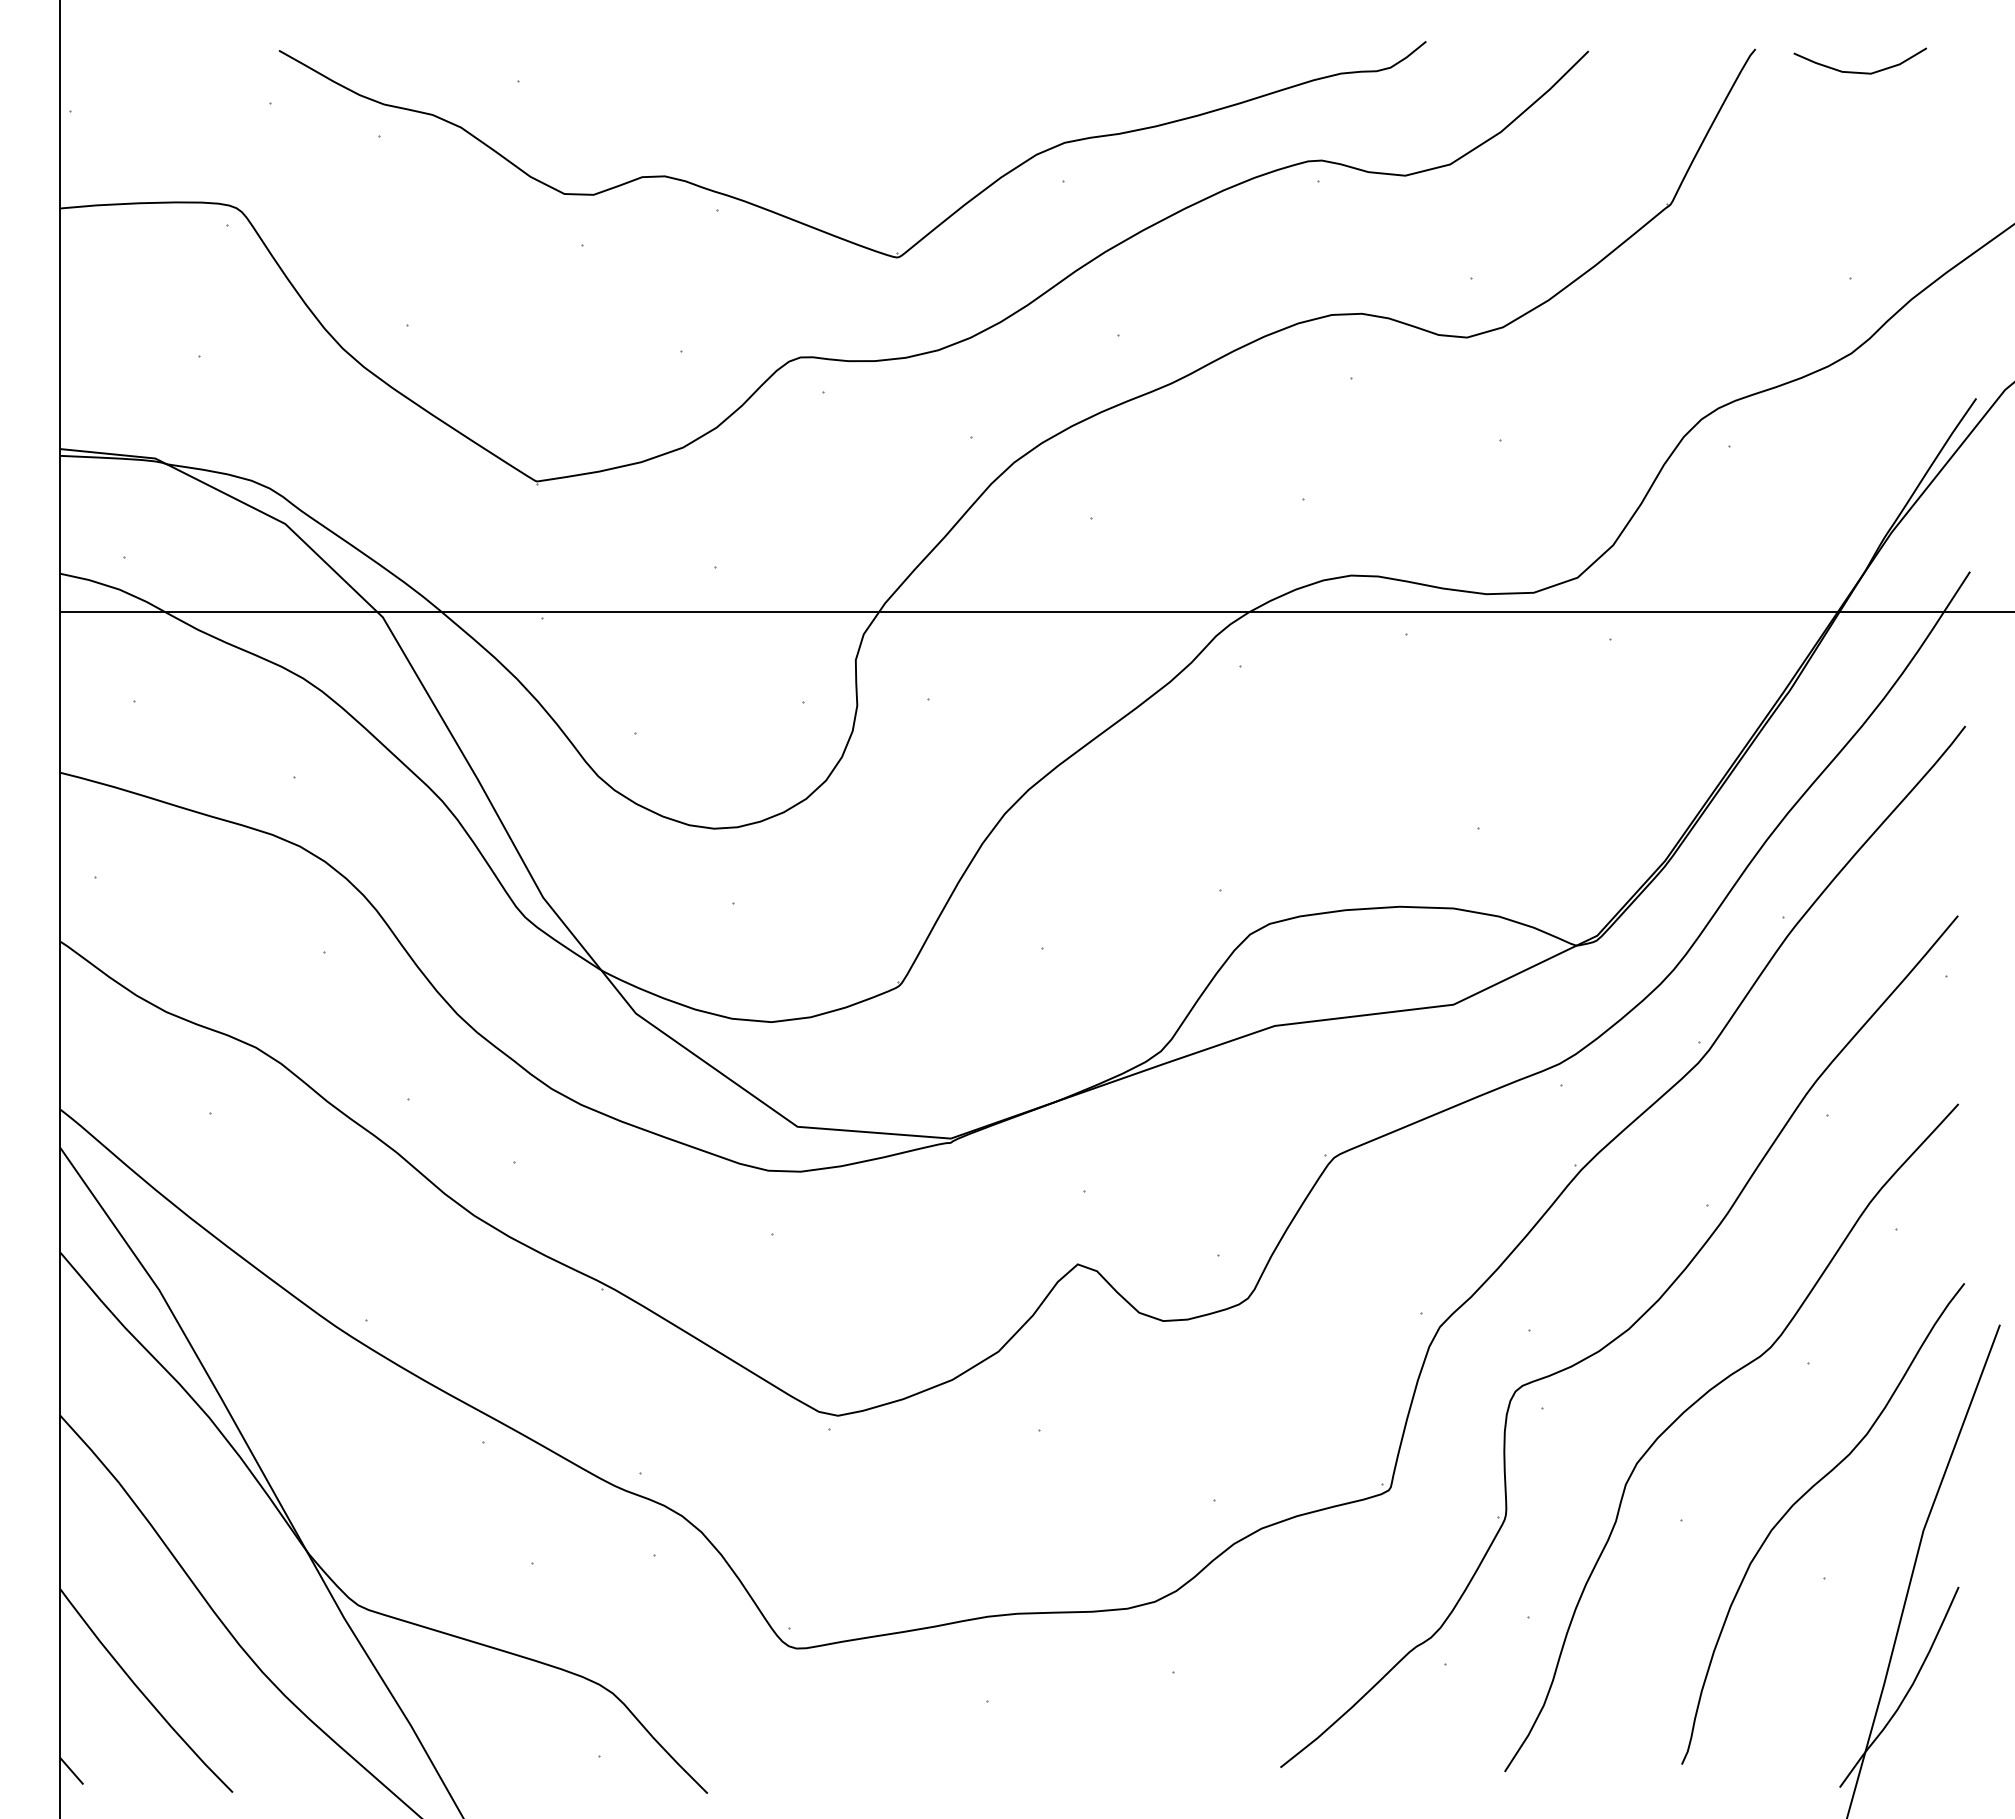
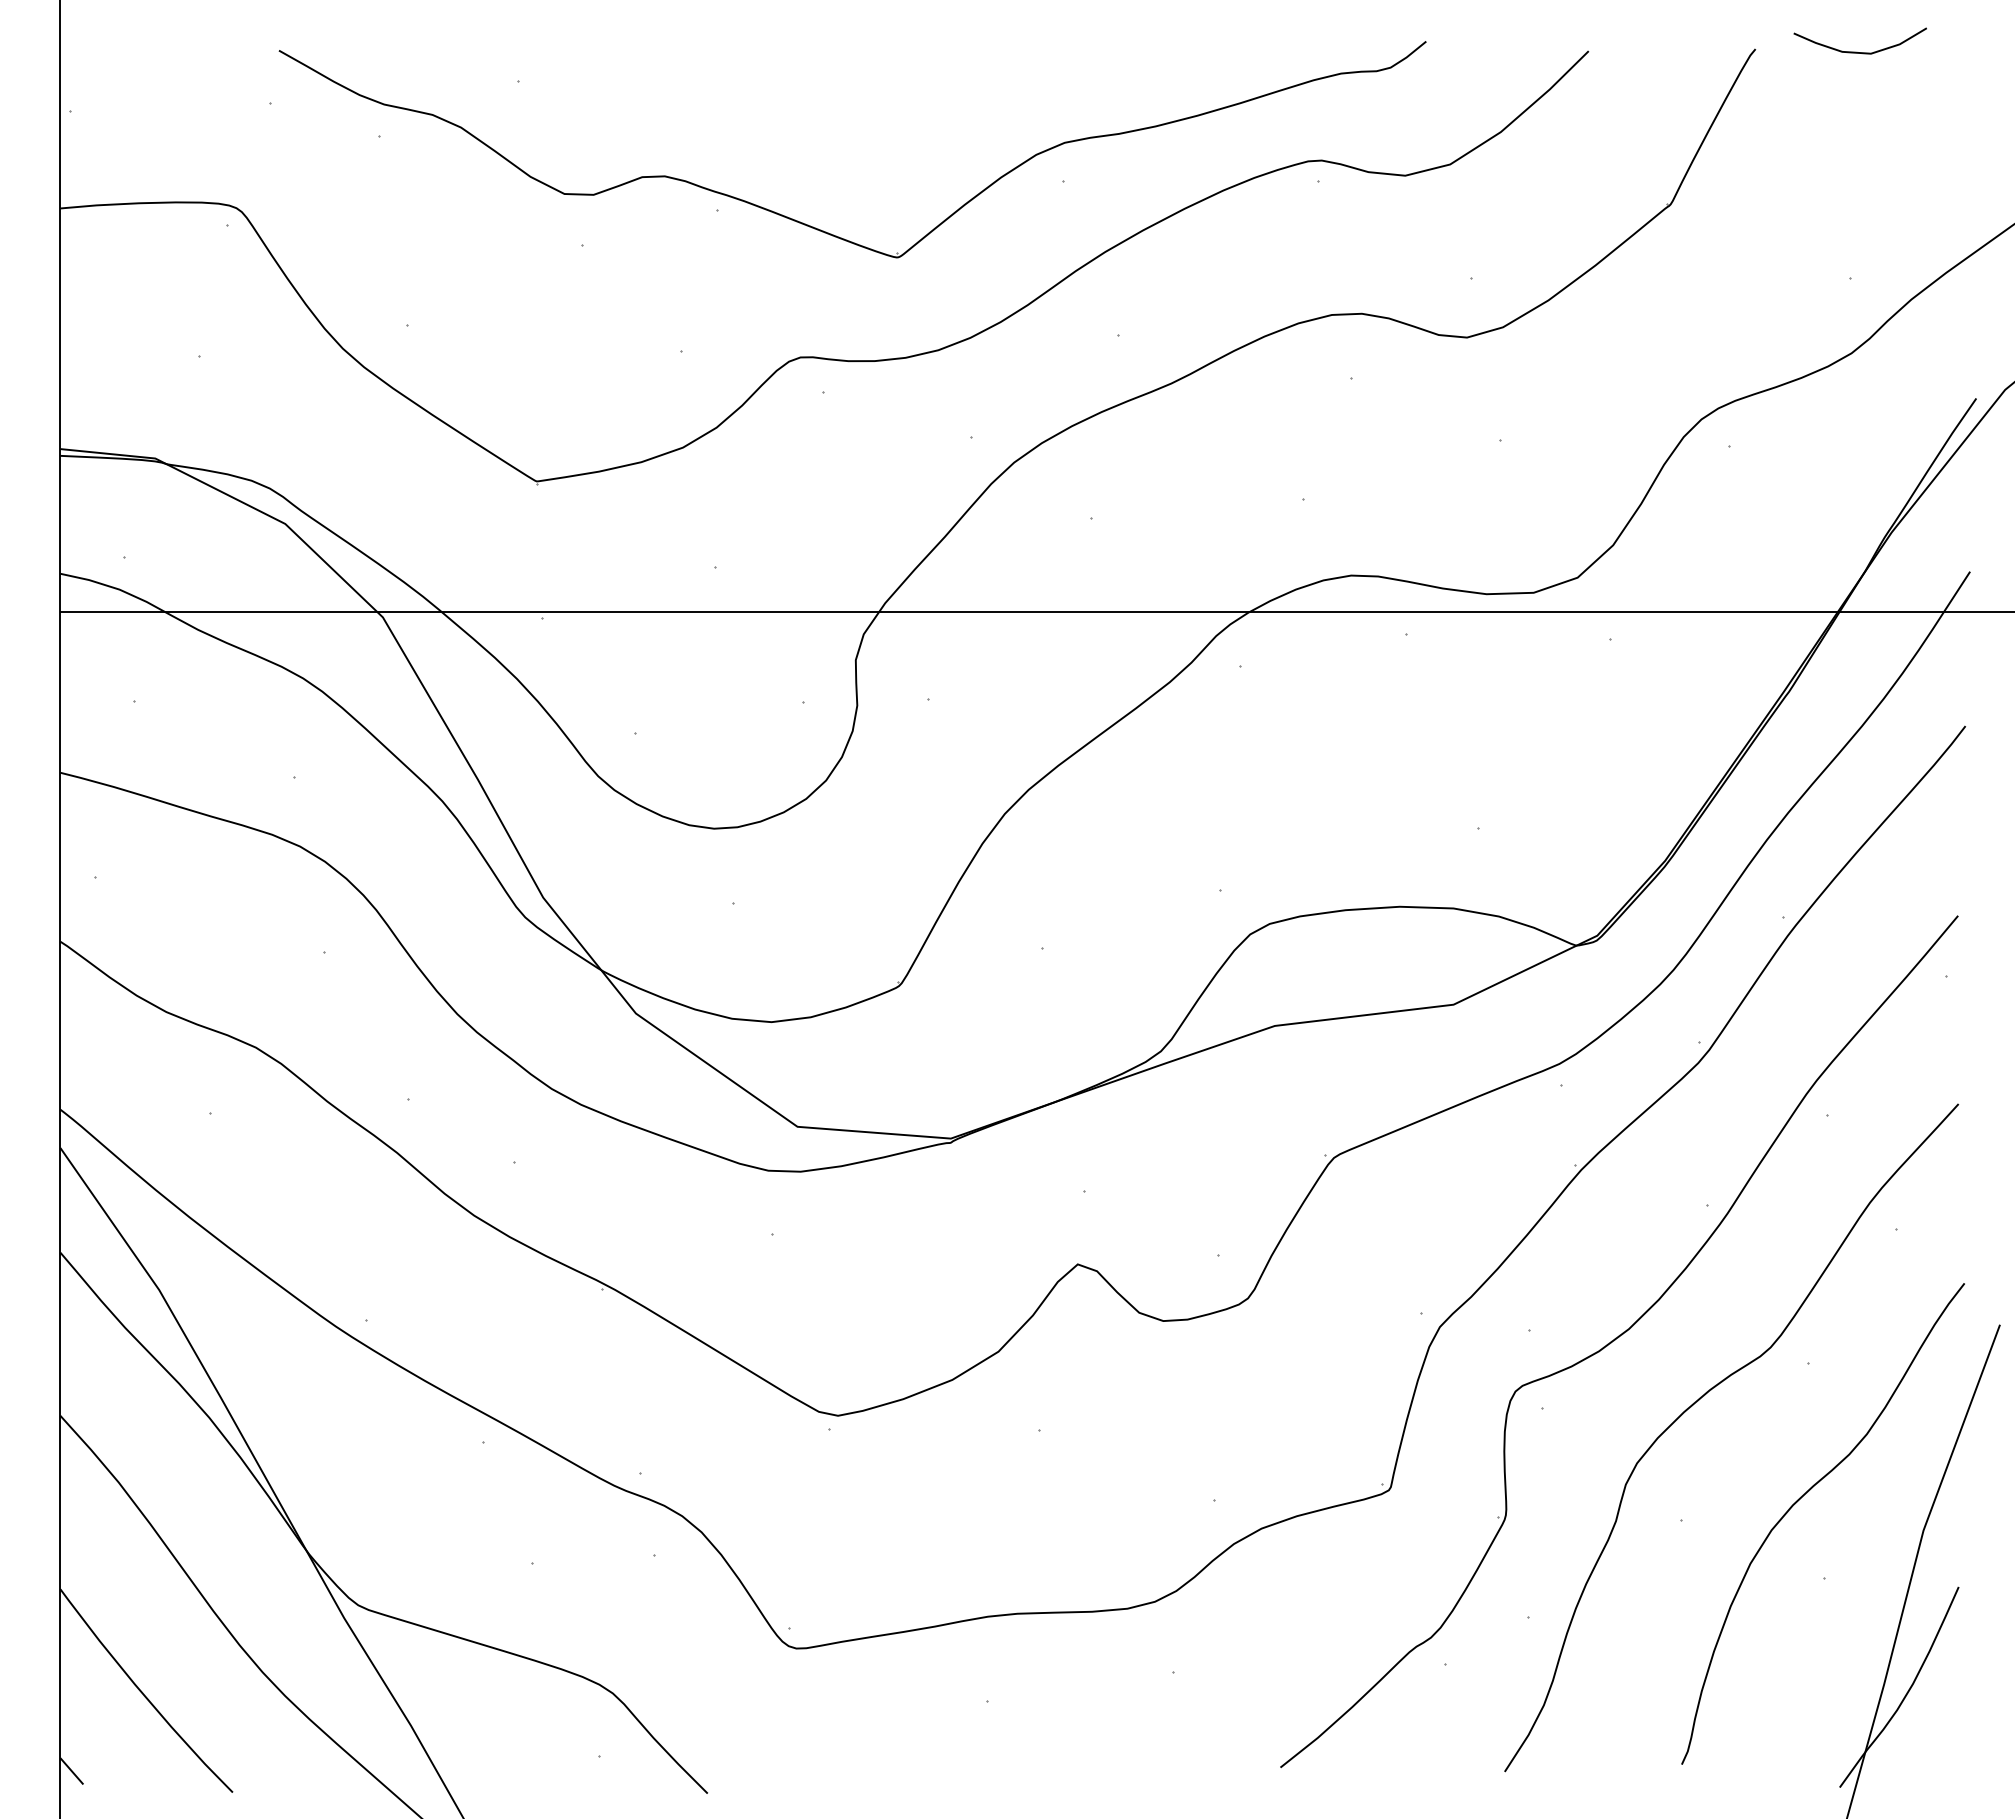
curve position: (1857, 71) -> (1857, 51) (1857, 51)
